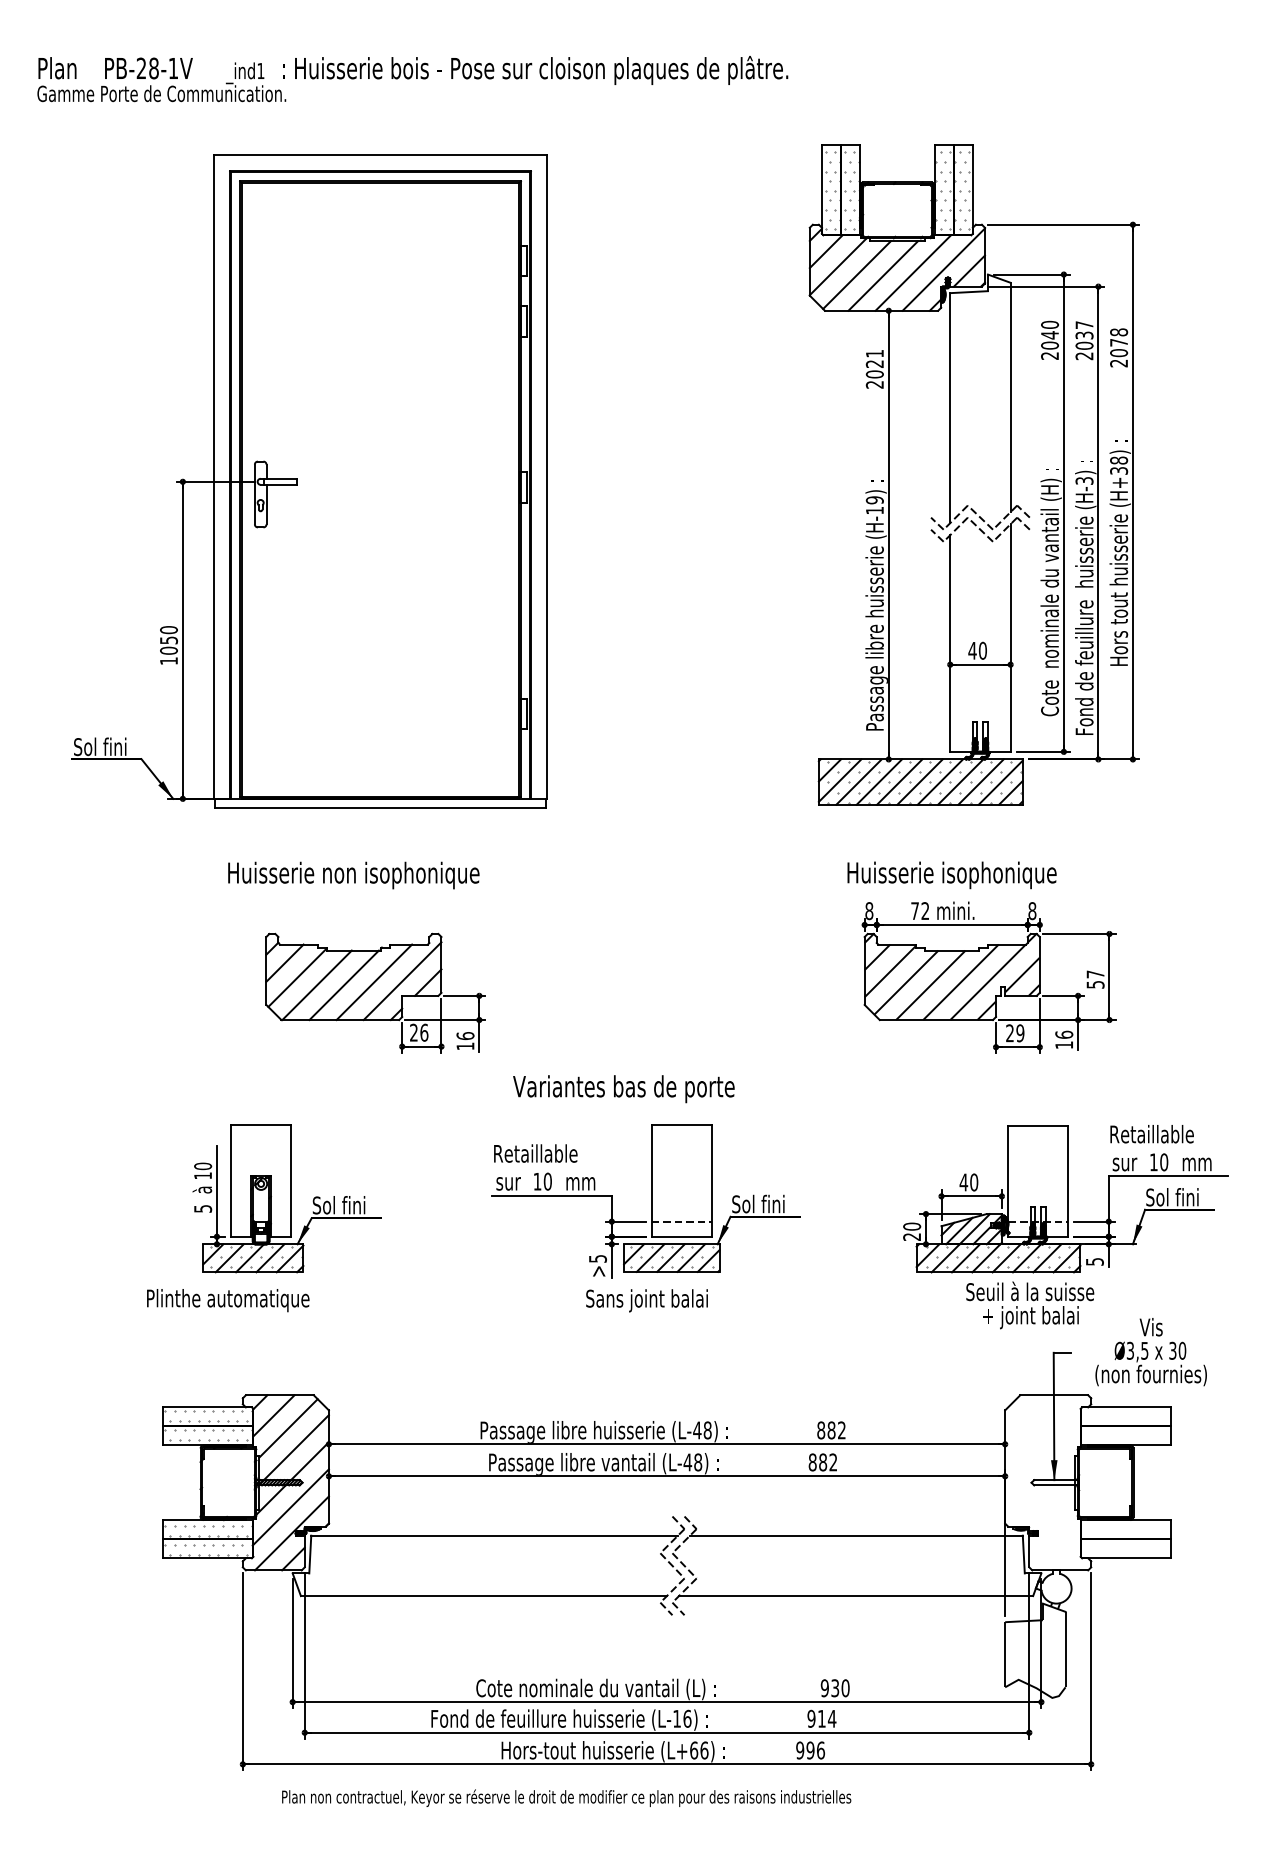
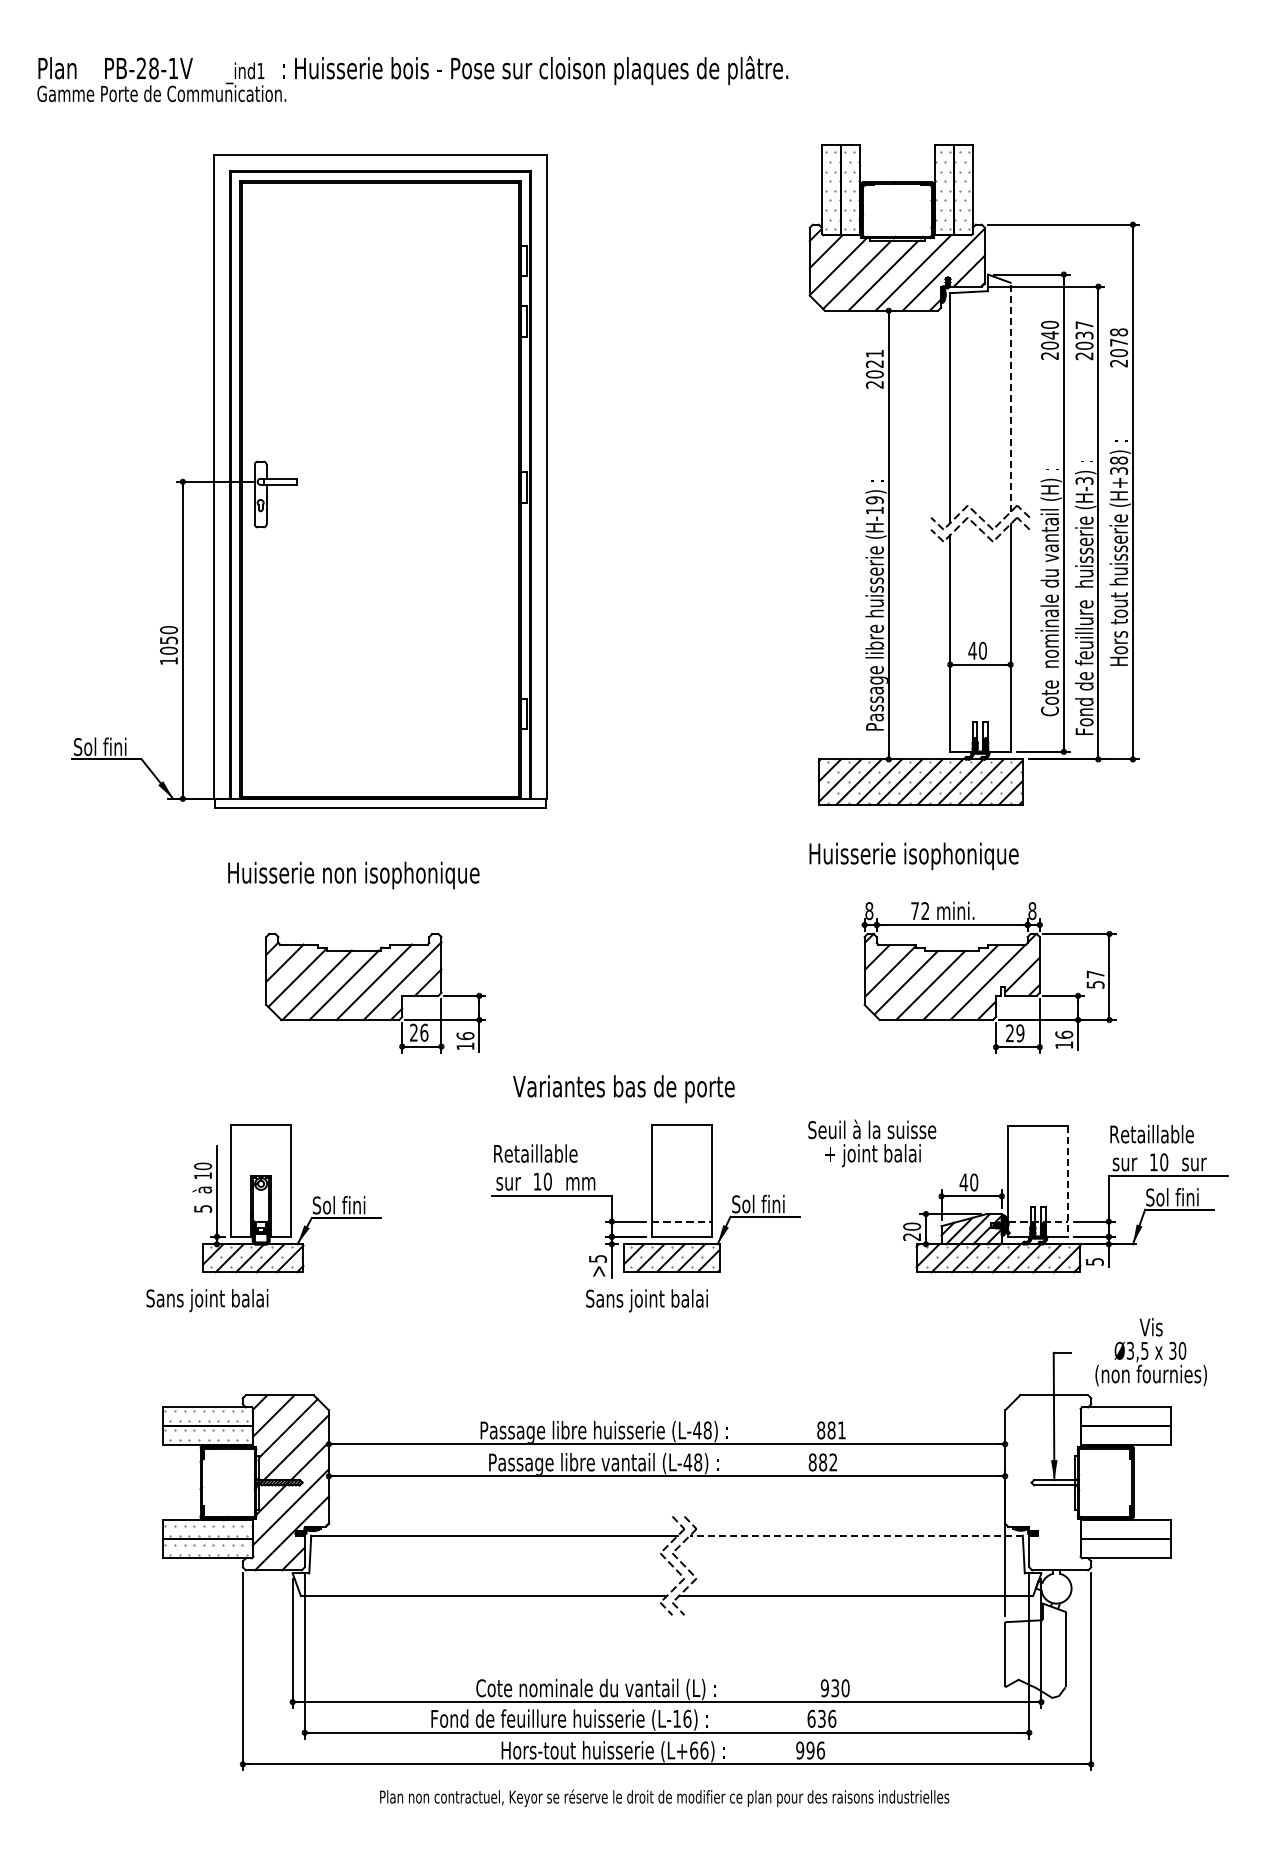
line: solid -> dashed (1010, 397)
text position: (951, 875) -> (913, 856) (913, 856)
text: mm -> sur (1196, 1164)
line: solid -> dashed (1068, 1182)
text: Plinthe automatique -> Sans joint balai (227, 1300)
text position: (1030, 1305) -> (872, 1143) (872, 1143)
text: 882 -> 881 (841, 1430)
line: solid -> dashed (855, 1535)
text: 914 -> 636 (821, 1718)
text position: (566, 1797) -> (664, 1797) (664, 1797)
